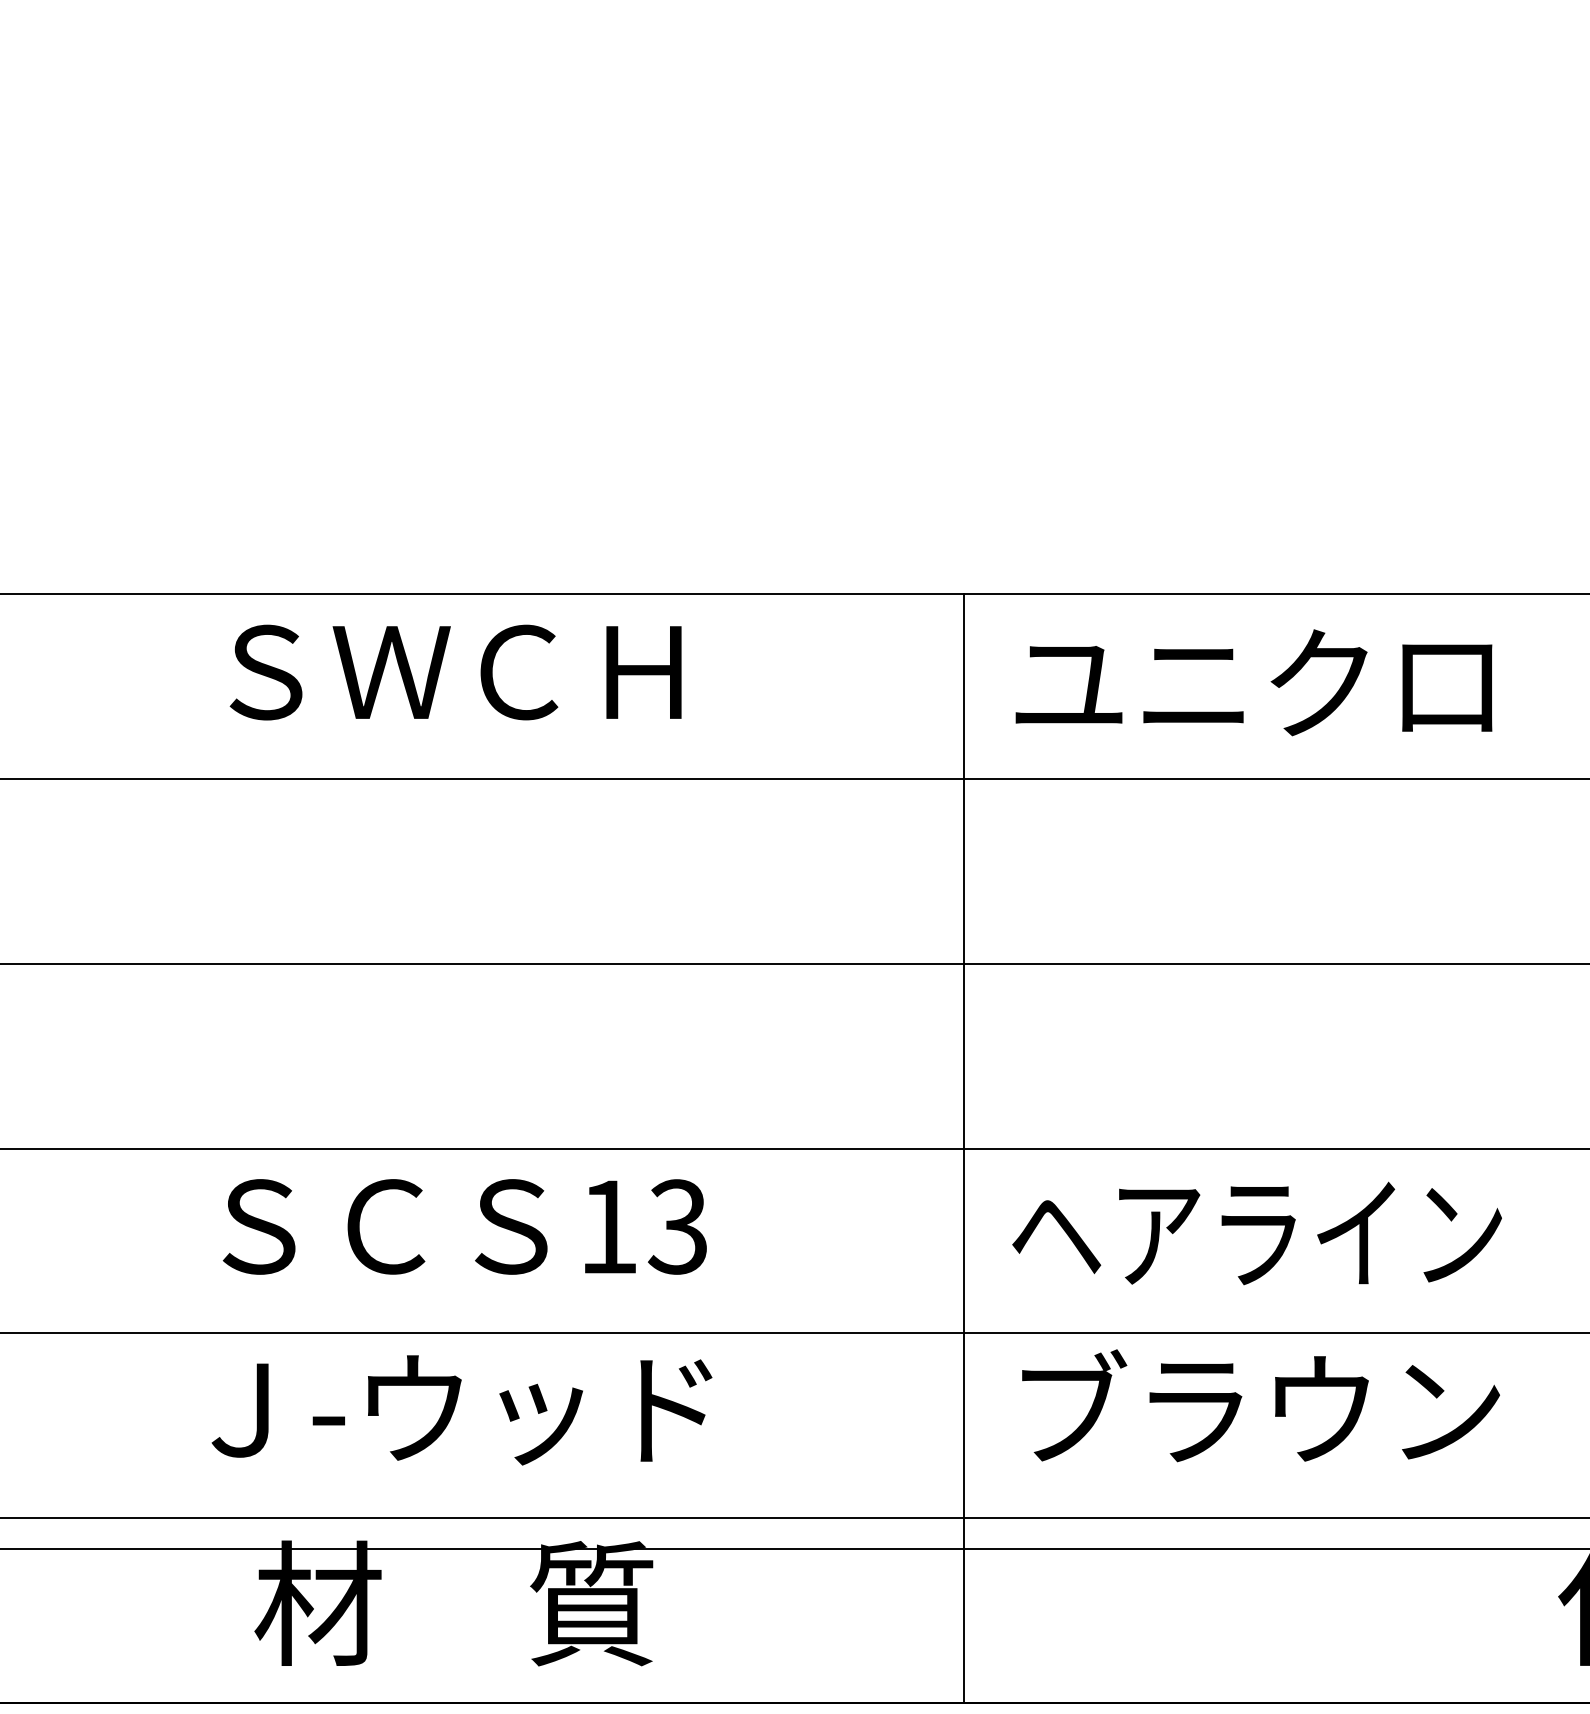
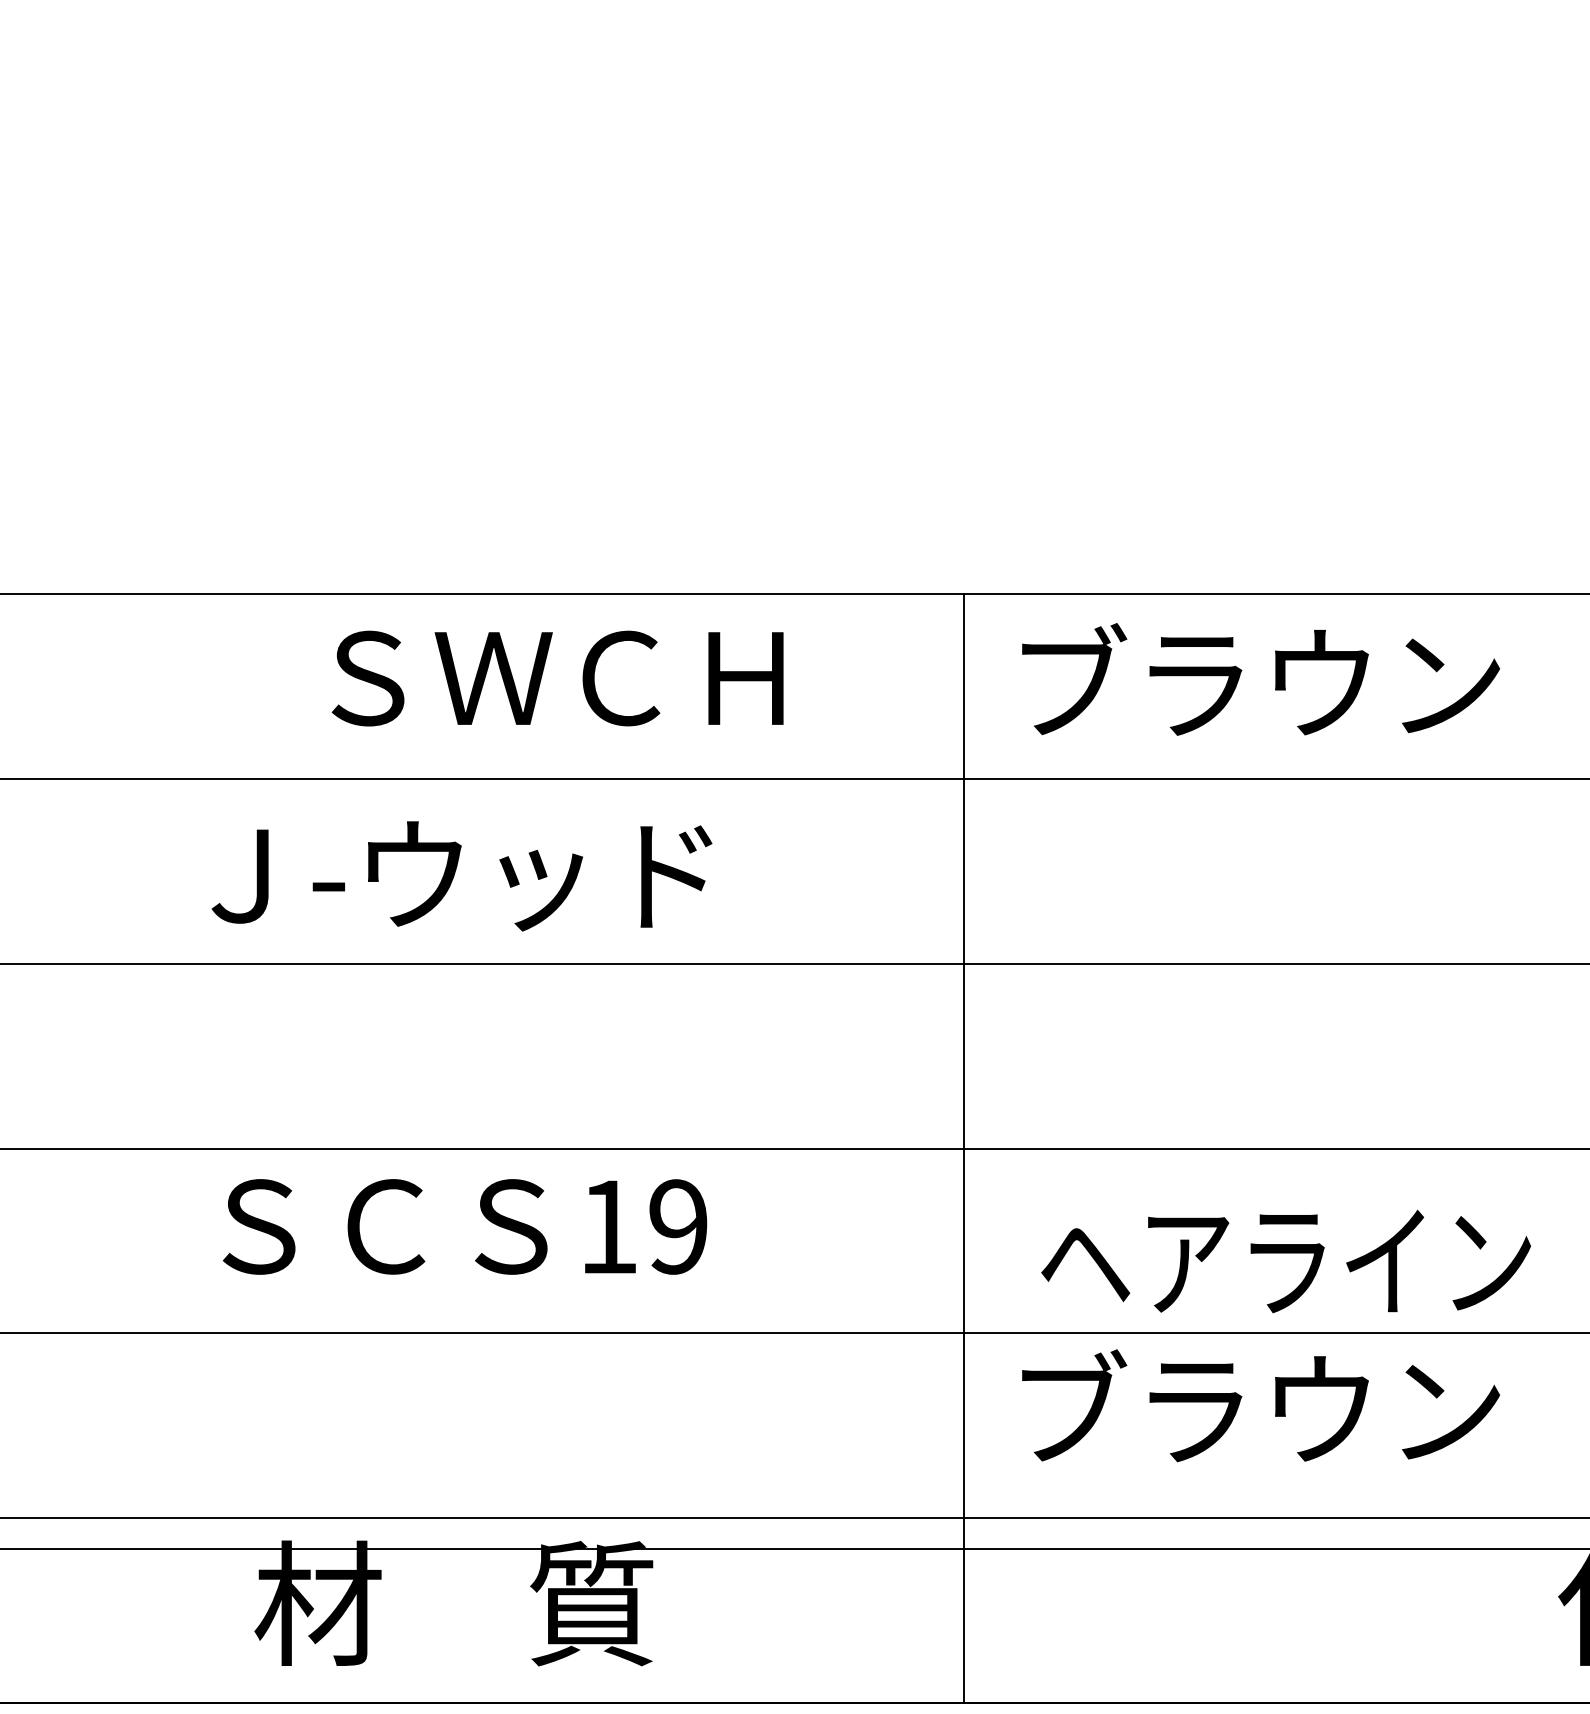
text position: (455, 672) -> (557, 678) (557, 678)
text: ユニクロ -> ブラウン (1257, 679)
text: 13 -> 19 (677, 1226)
text position: (1256, 1233) -> (1285, 1261) (1285, 1261)
text position: (461, 1410) -> (461, 876) (461, 876)
